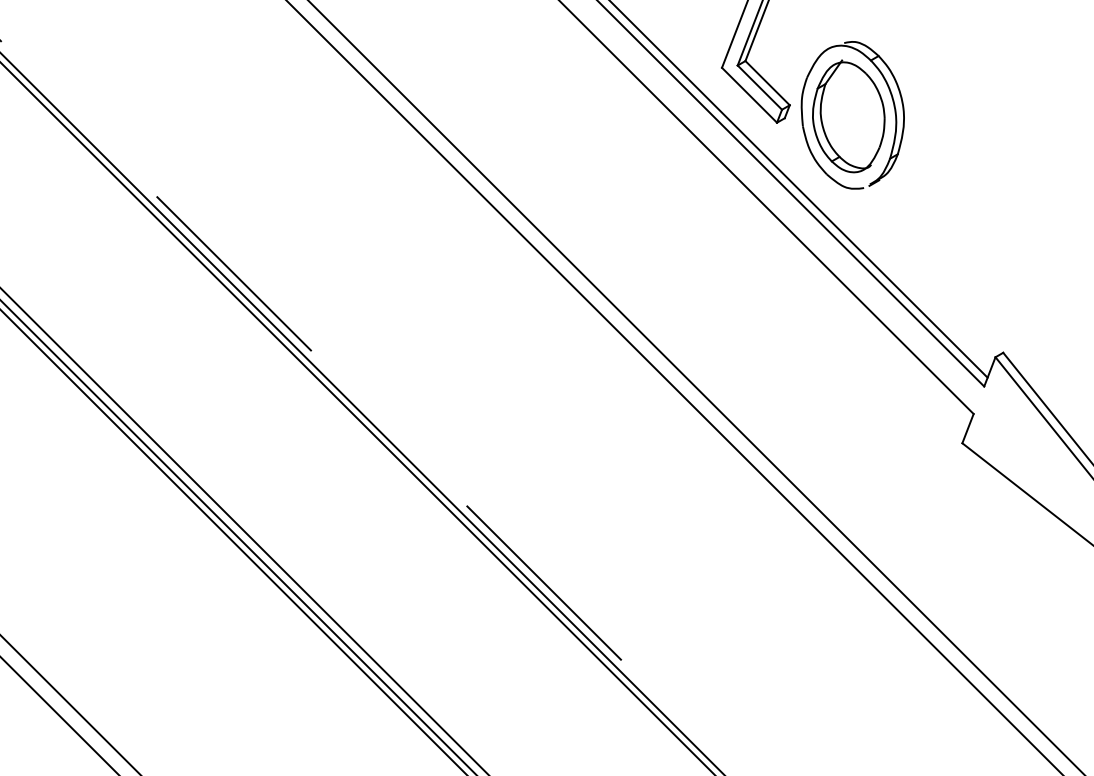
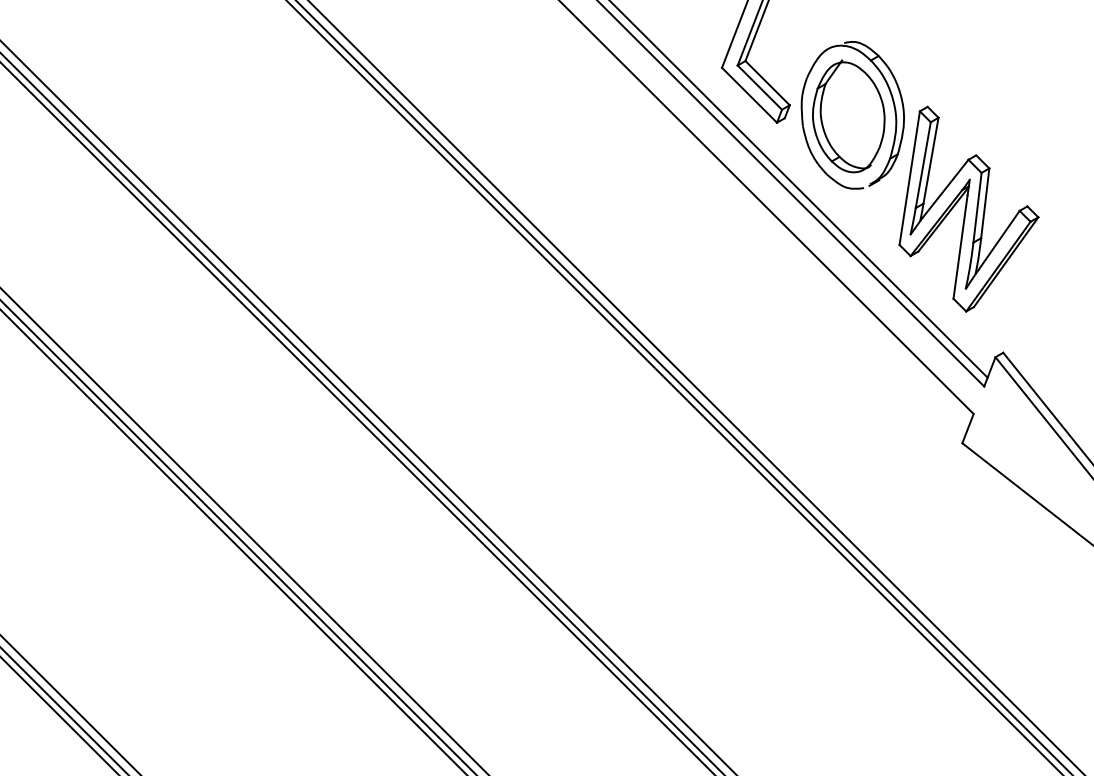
part: none -> present (968, 208)
line: none -> present (683, 387)
line: dashed -> solid (369, 408)
line: none -> present (64, 710)
